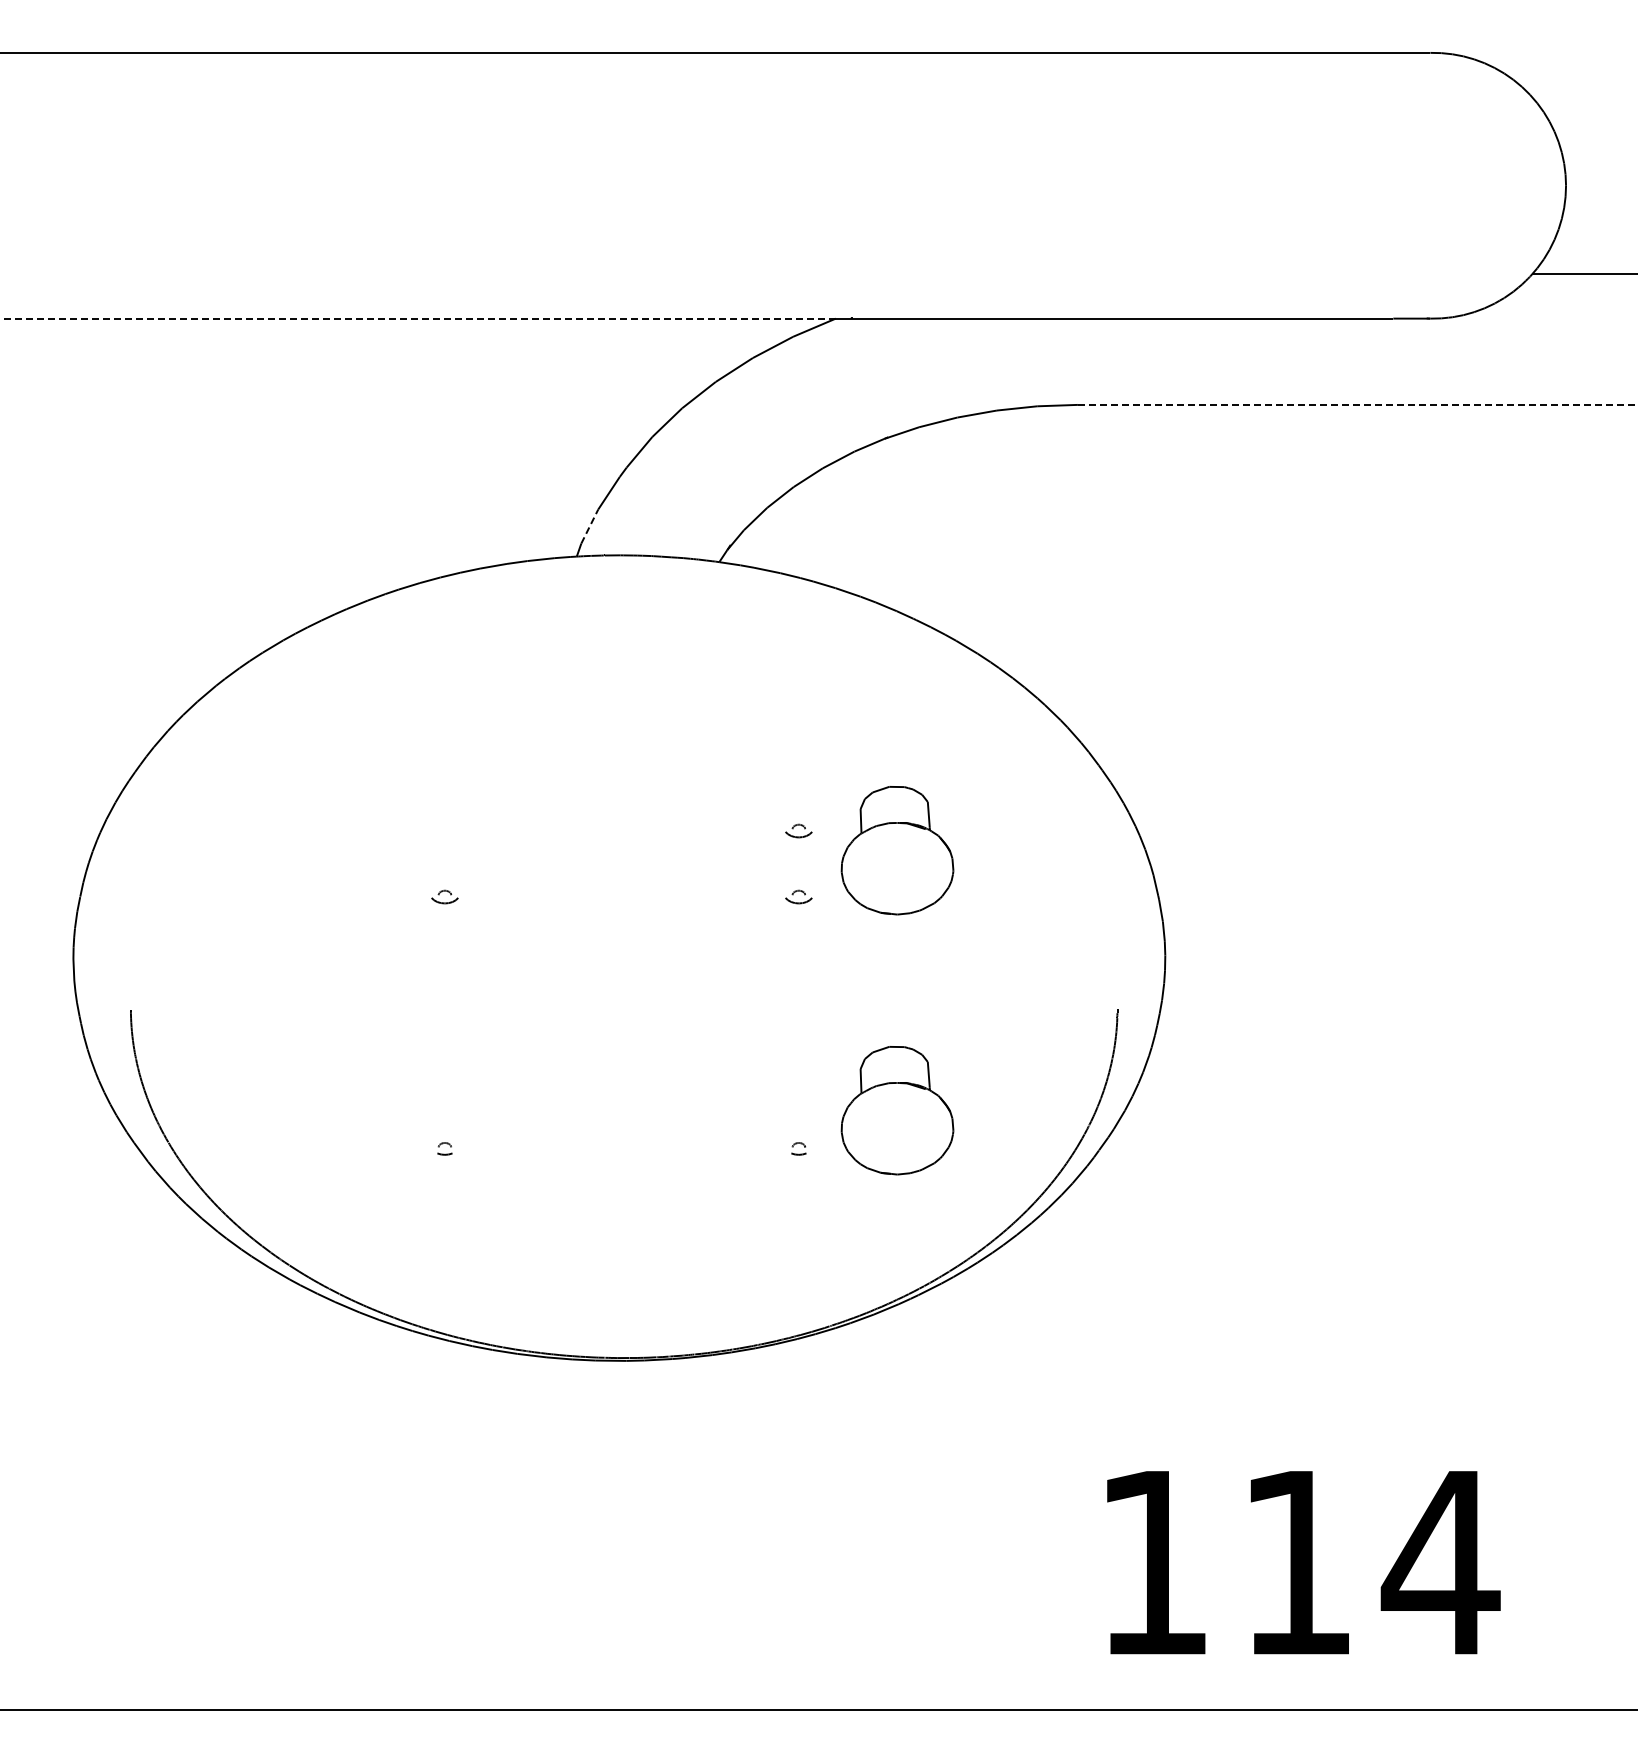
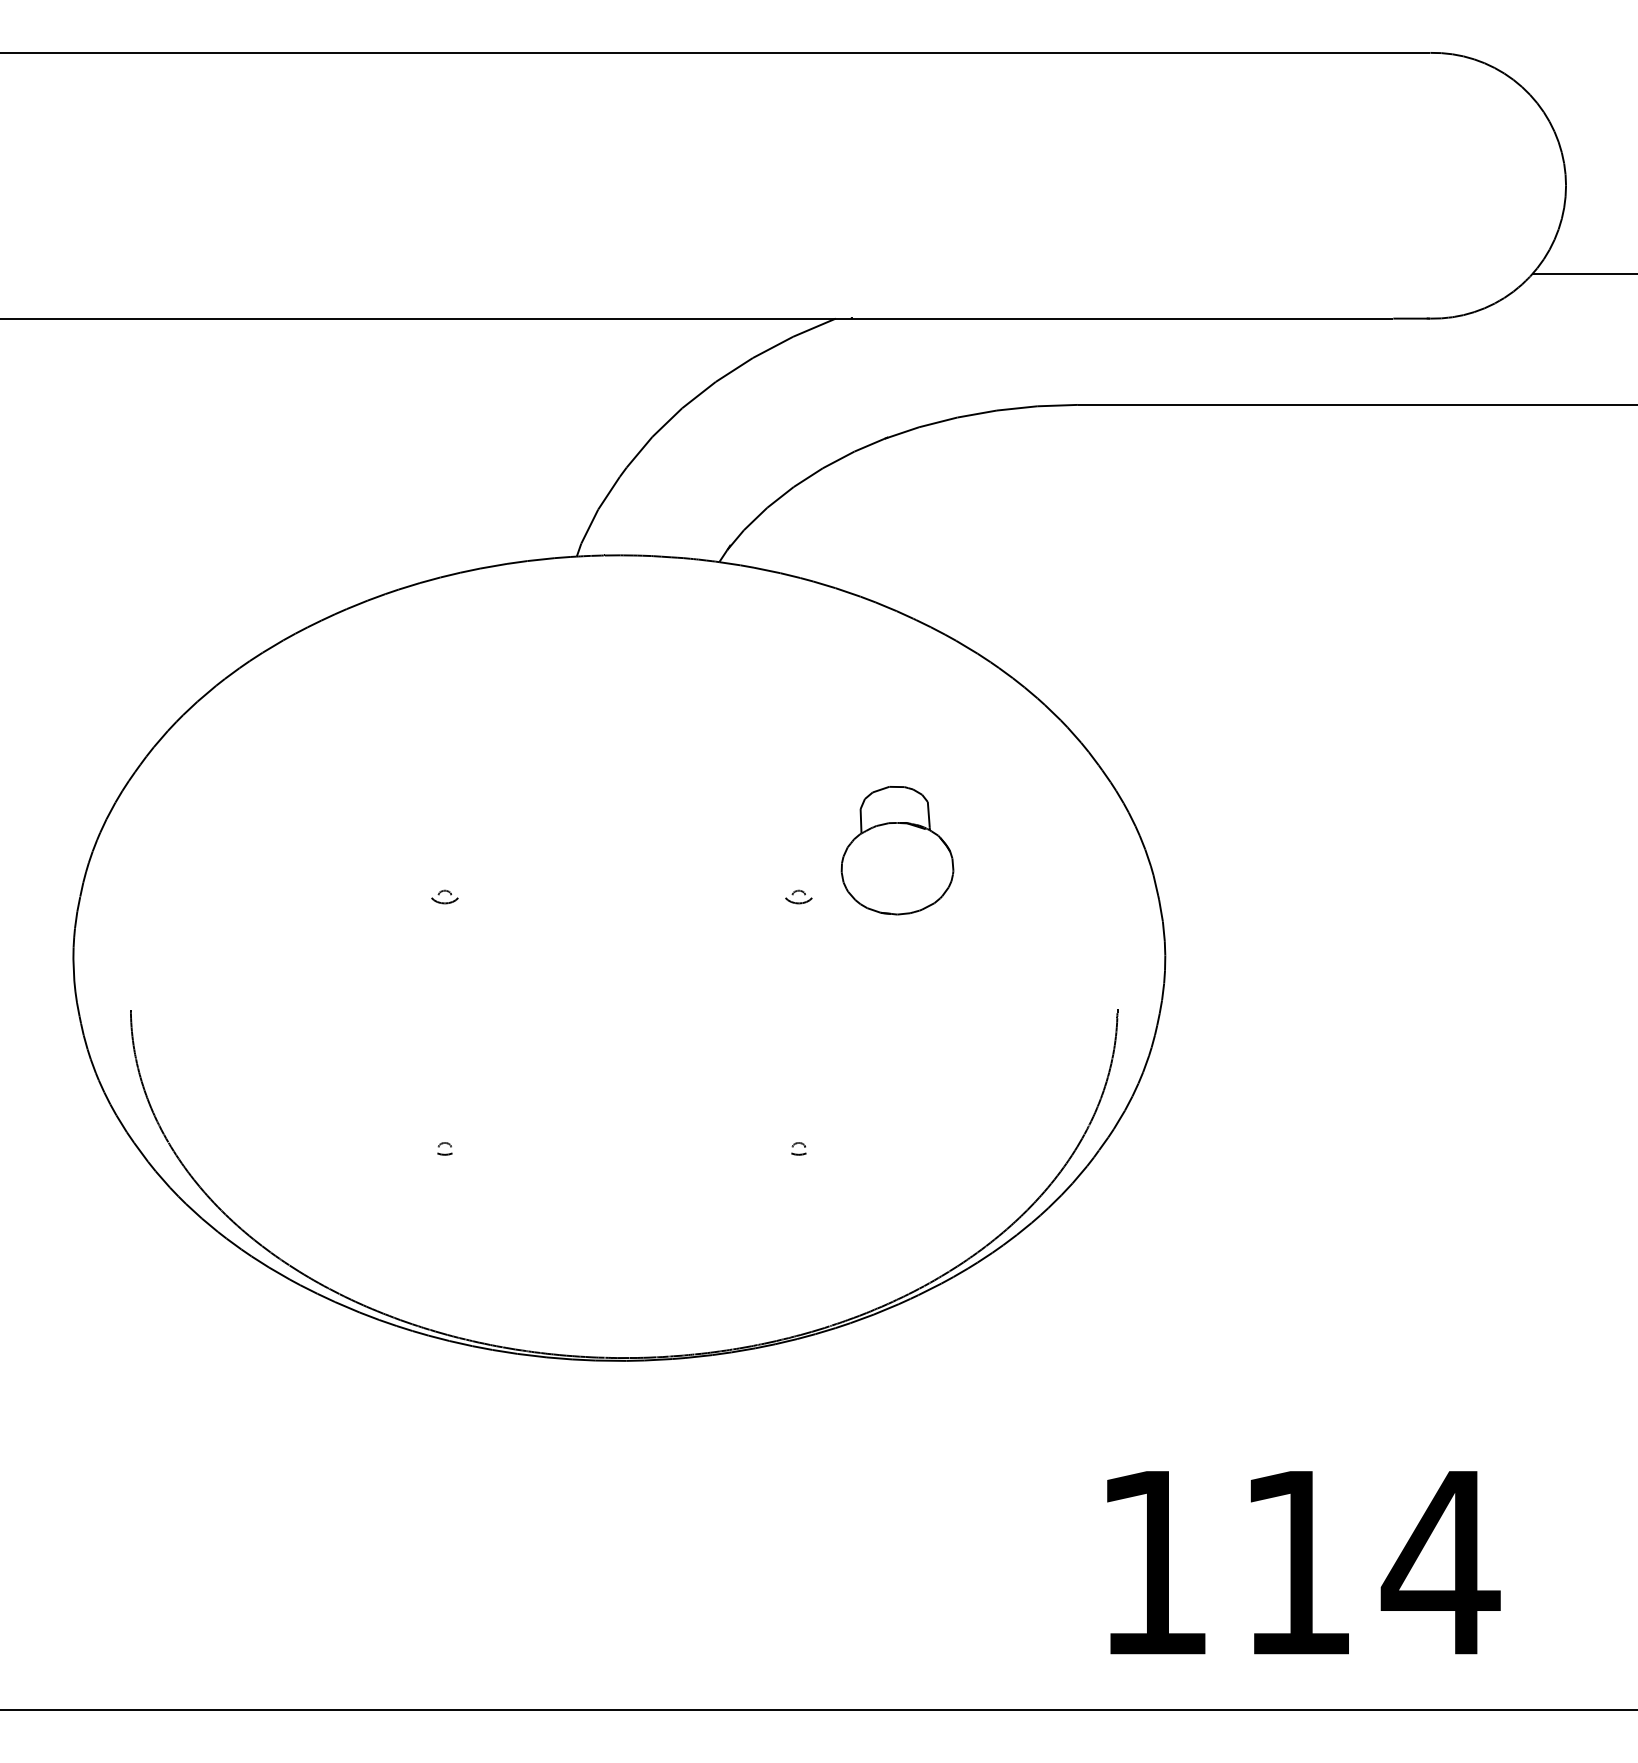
line: dashed -> solid (418, 318)
line: dashed -> solid (1357, 404)
line: dashed -> solid (589, 526)
part: present -> none (798, 830)
part: present -> none (897, 1110)
